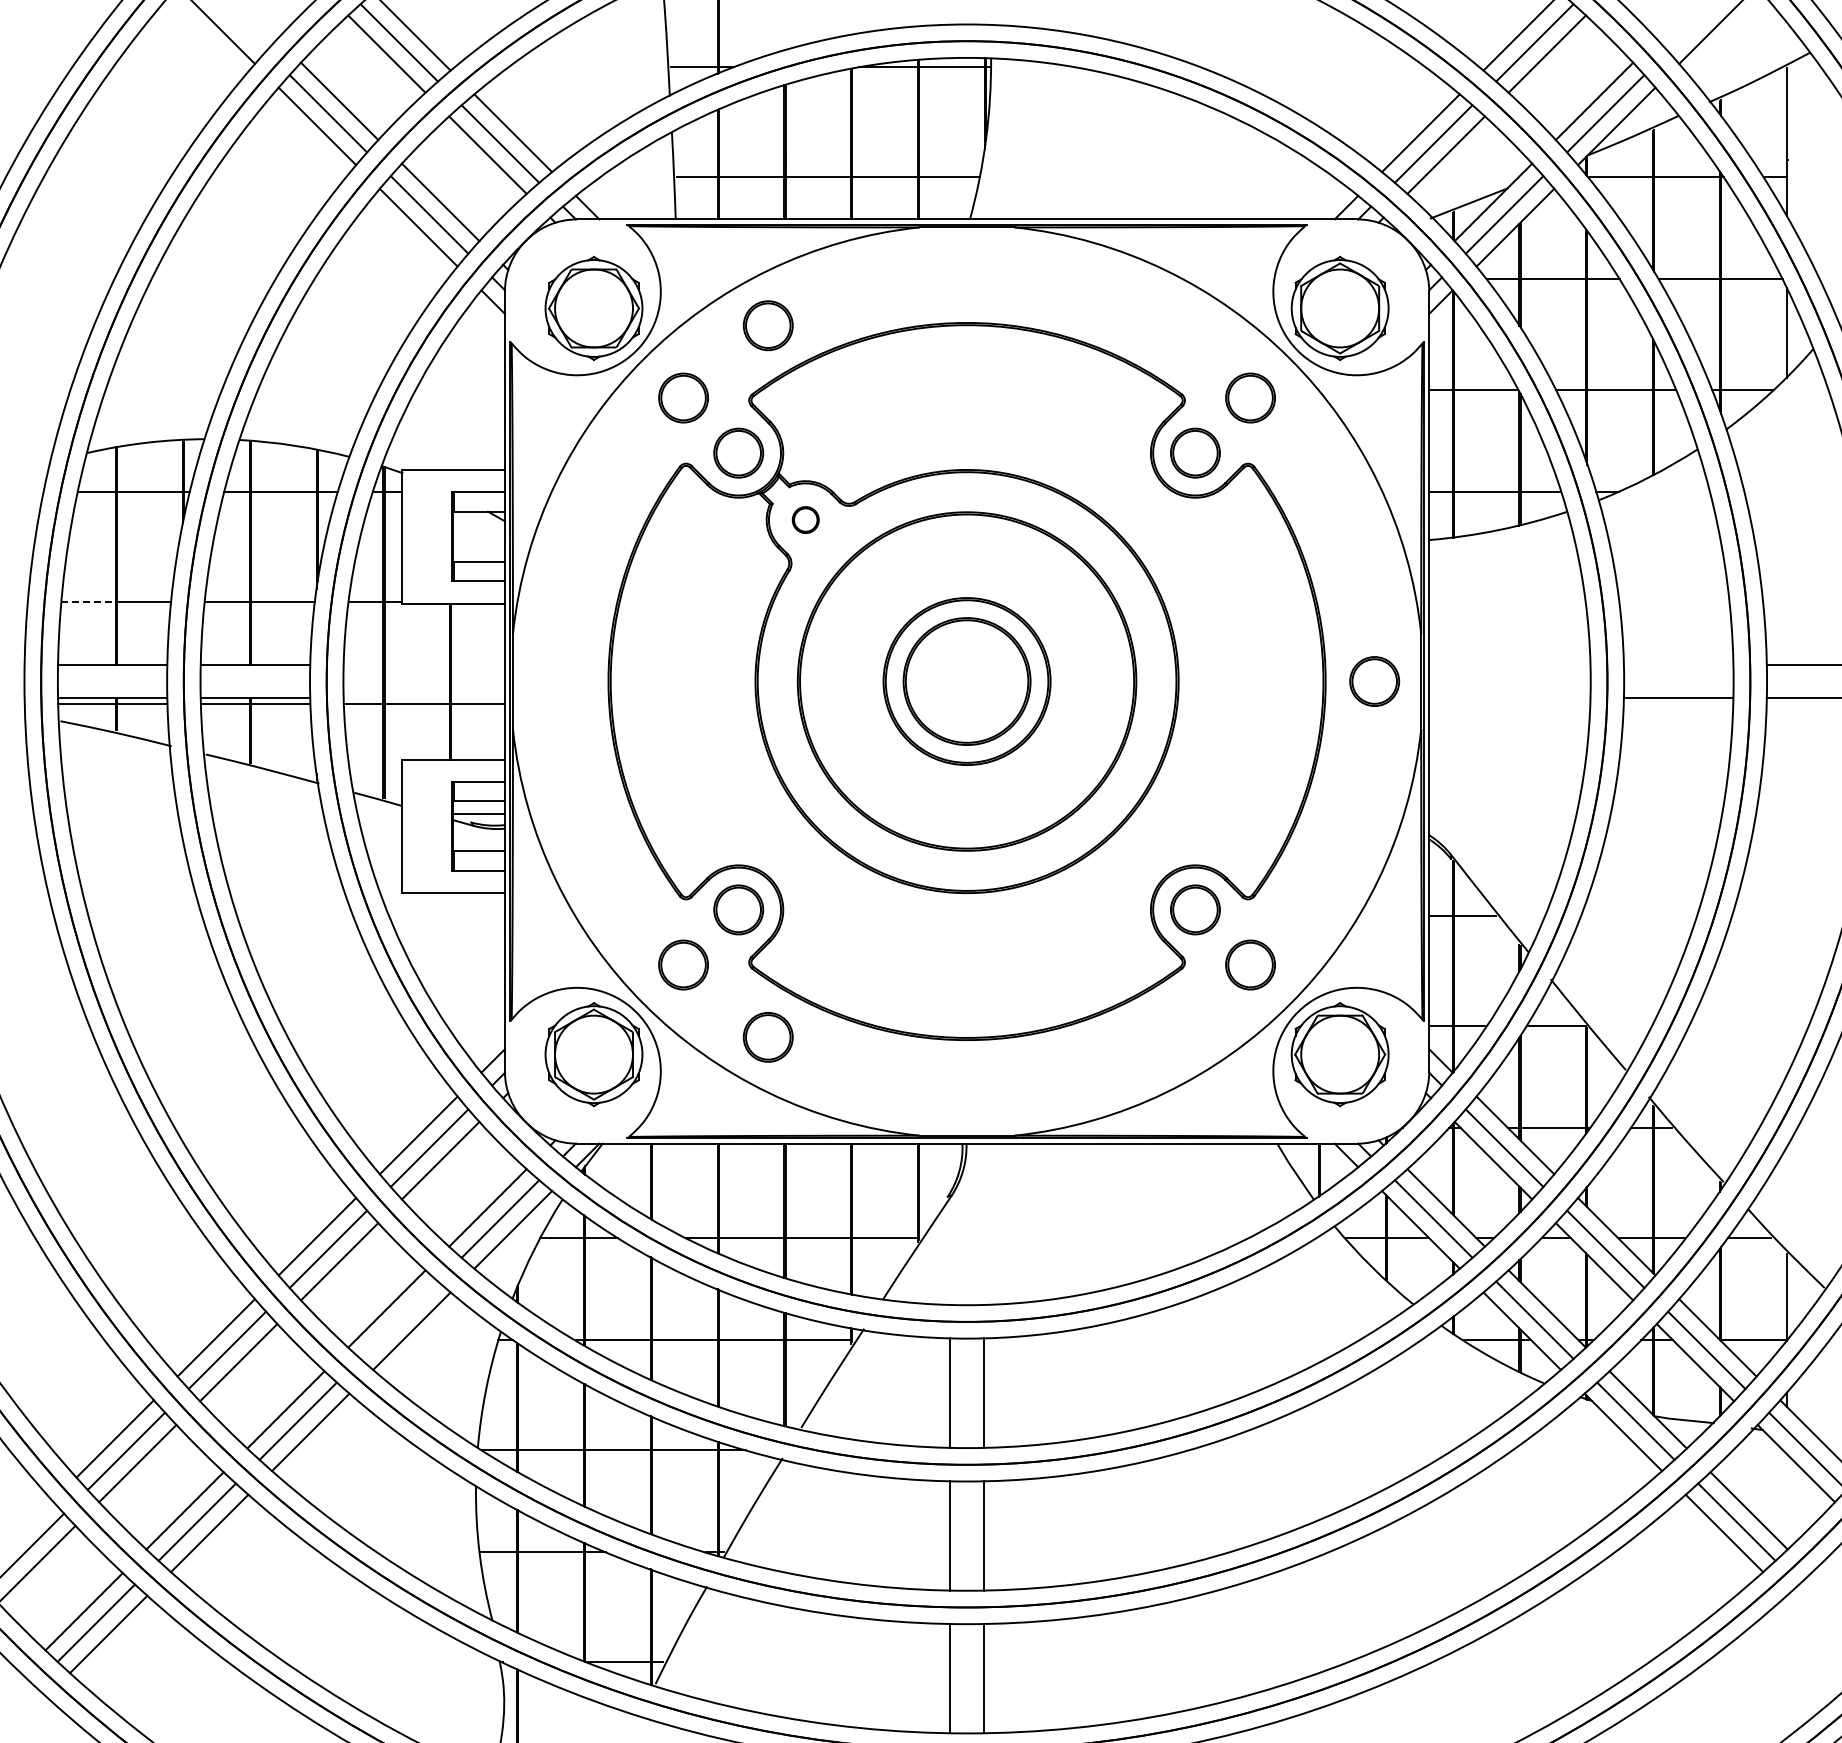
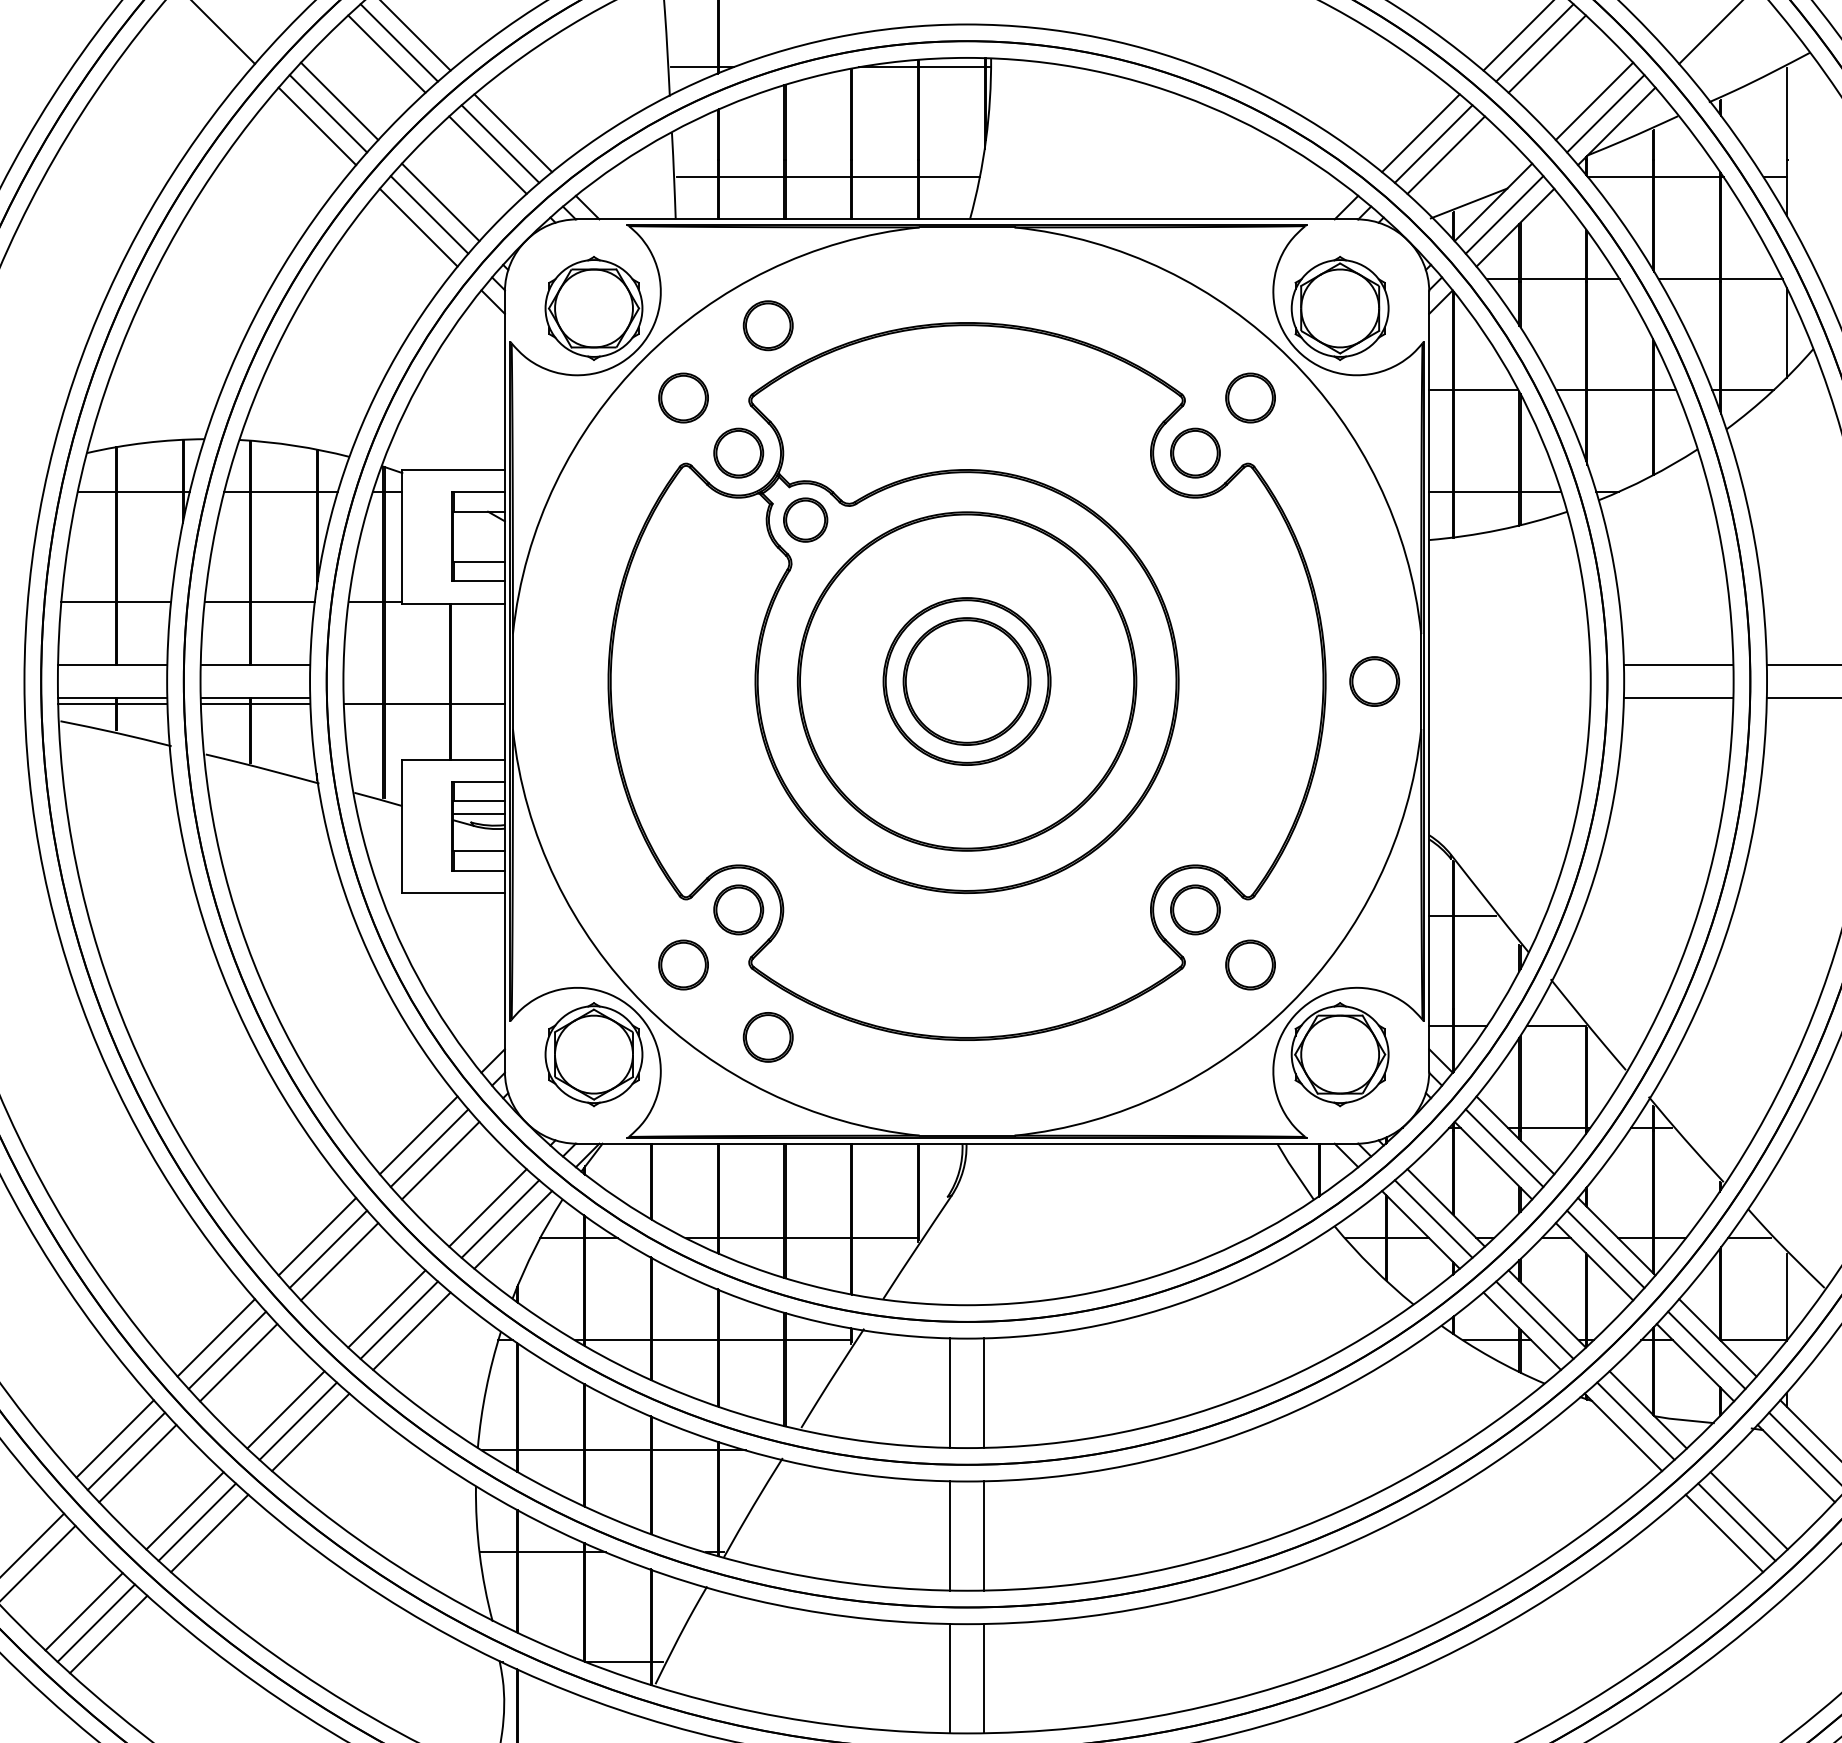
part size: 29x28 px -> 46x46 px (805, 519)
line: dashed -> solid (89, 601)
line: none -> present (1678, 664)
line: none -> present (398, 1319)
